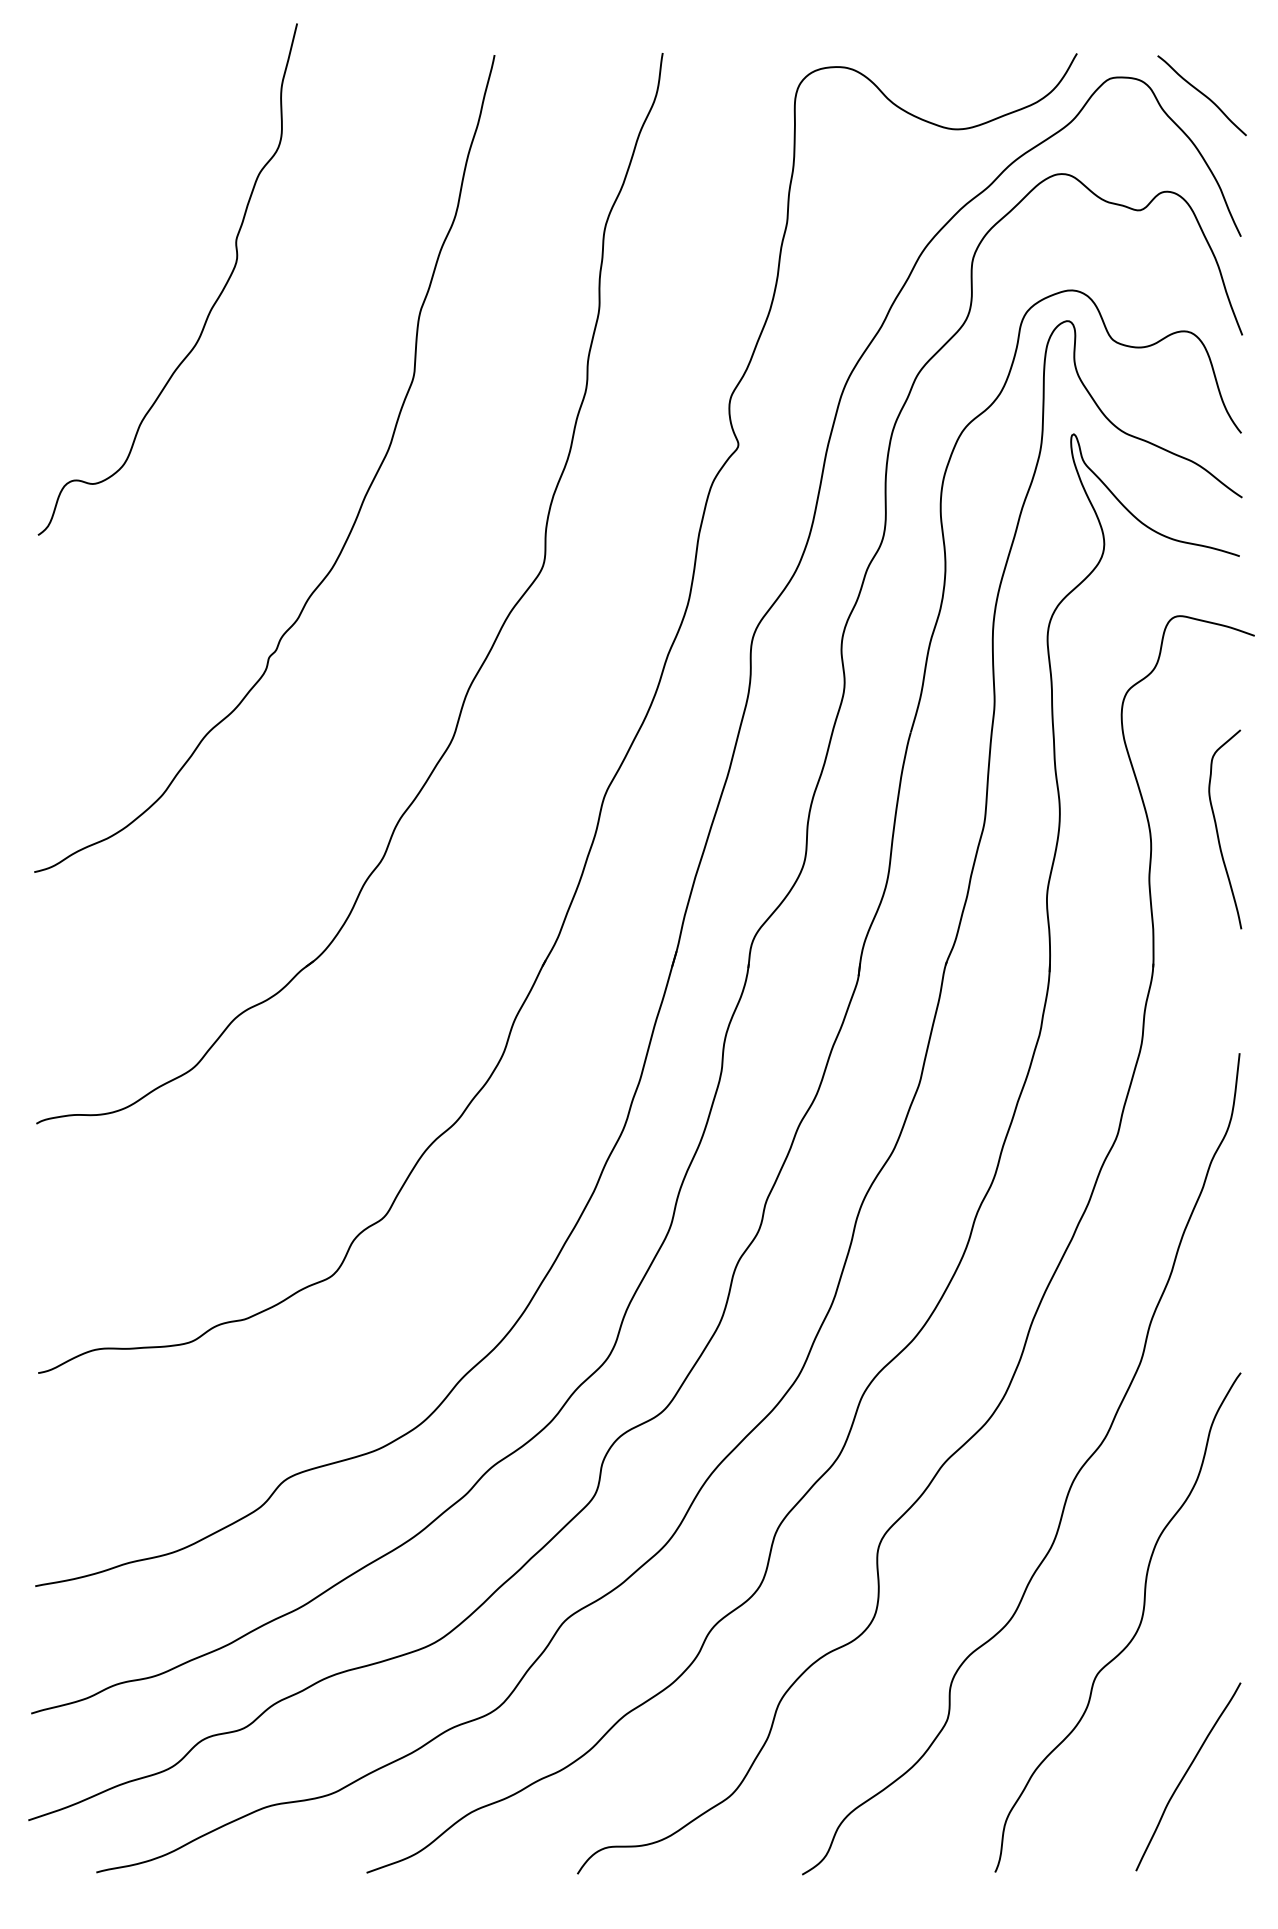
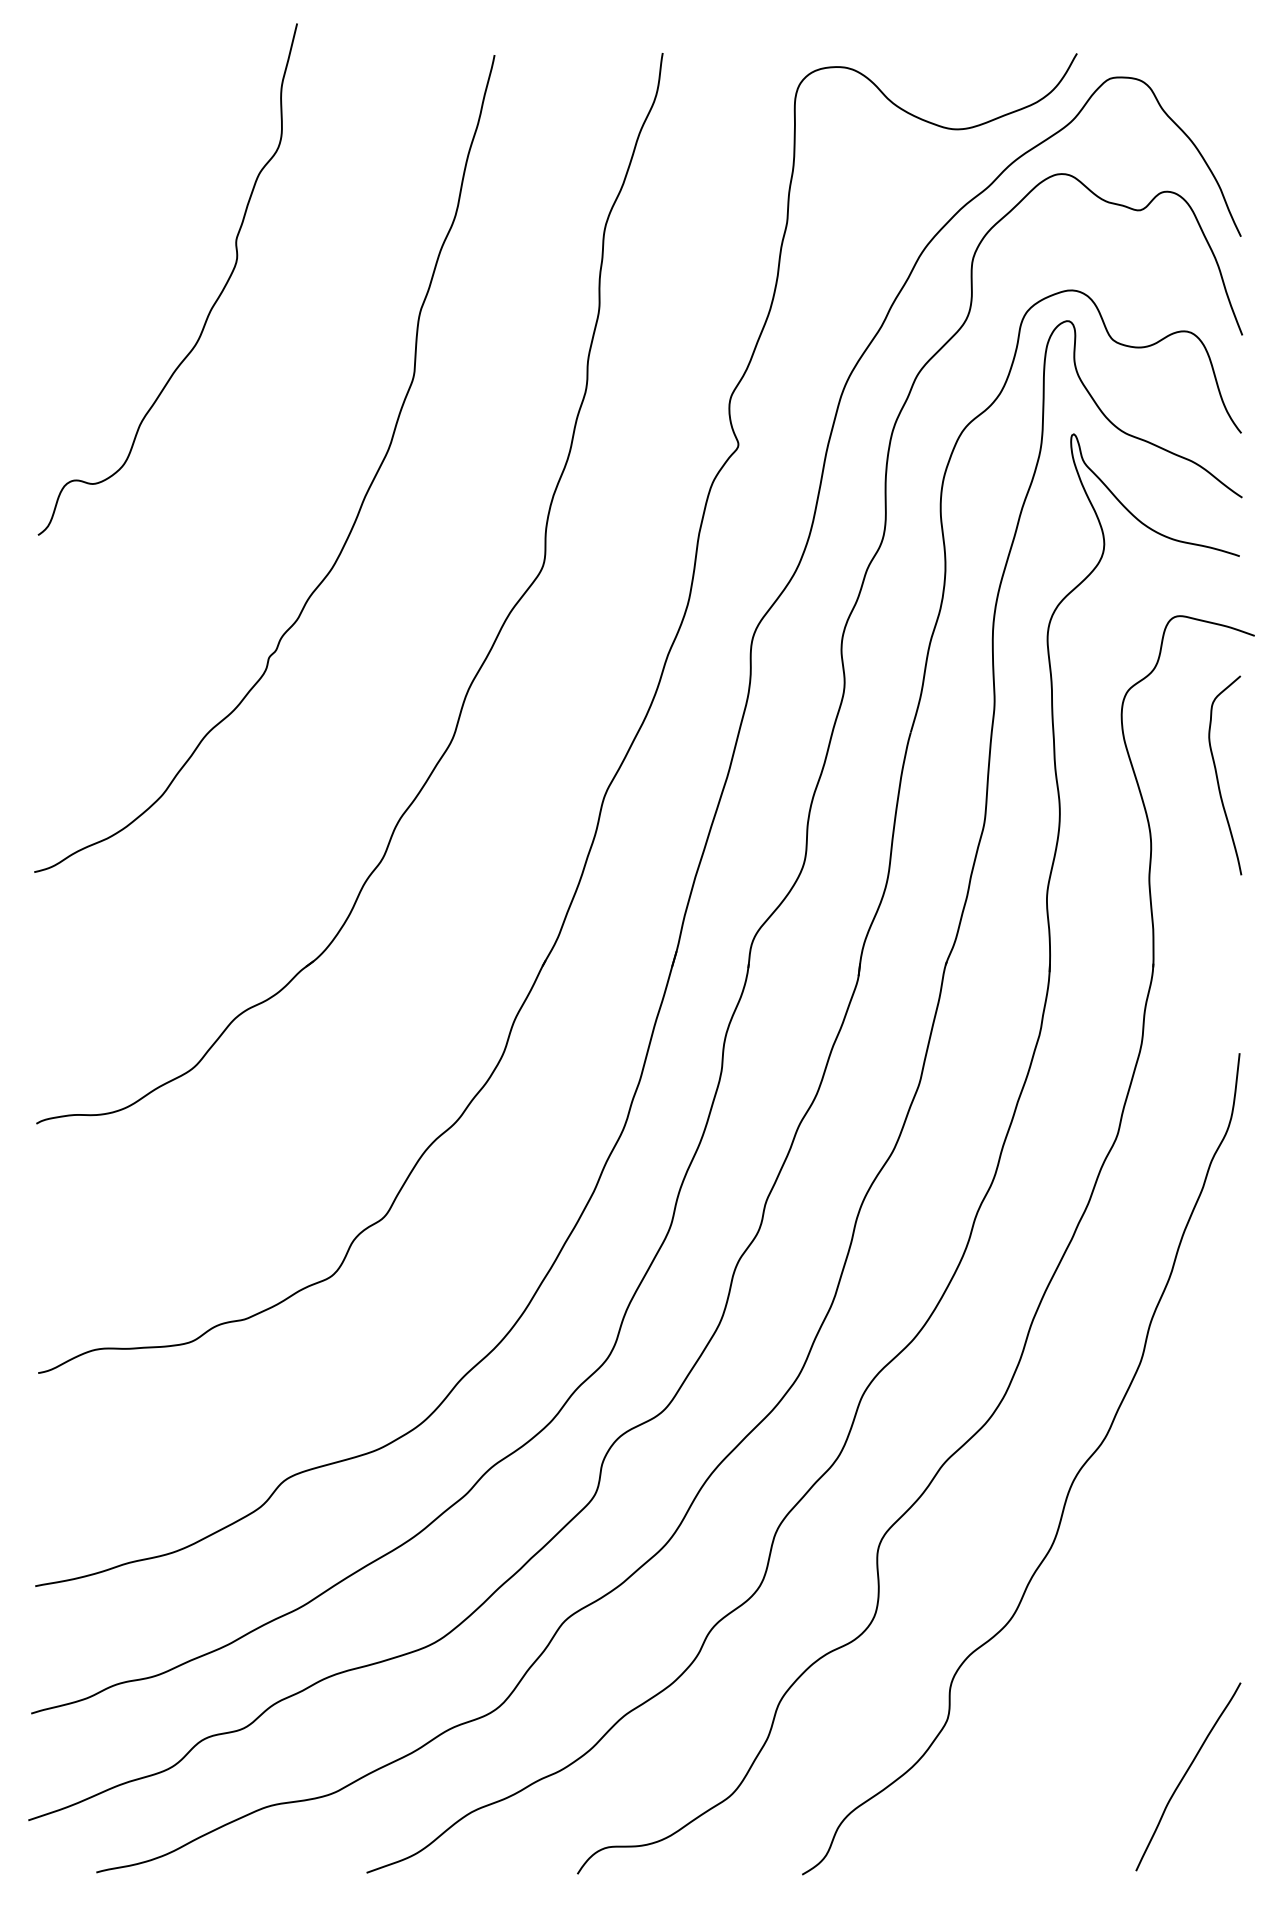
curve: present -> none (1201, 94)
curve position: (1218, 832) -> (1218, 778) (1218, 778)
curve: present -> none (1134, 1633)
